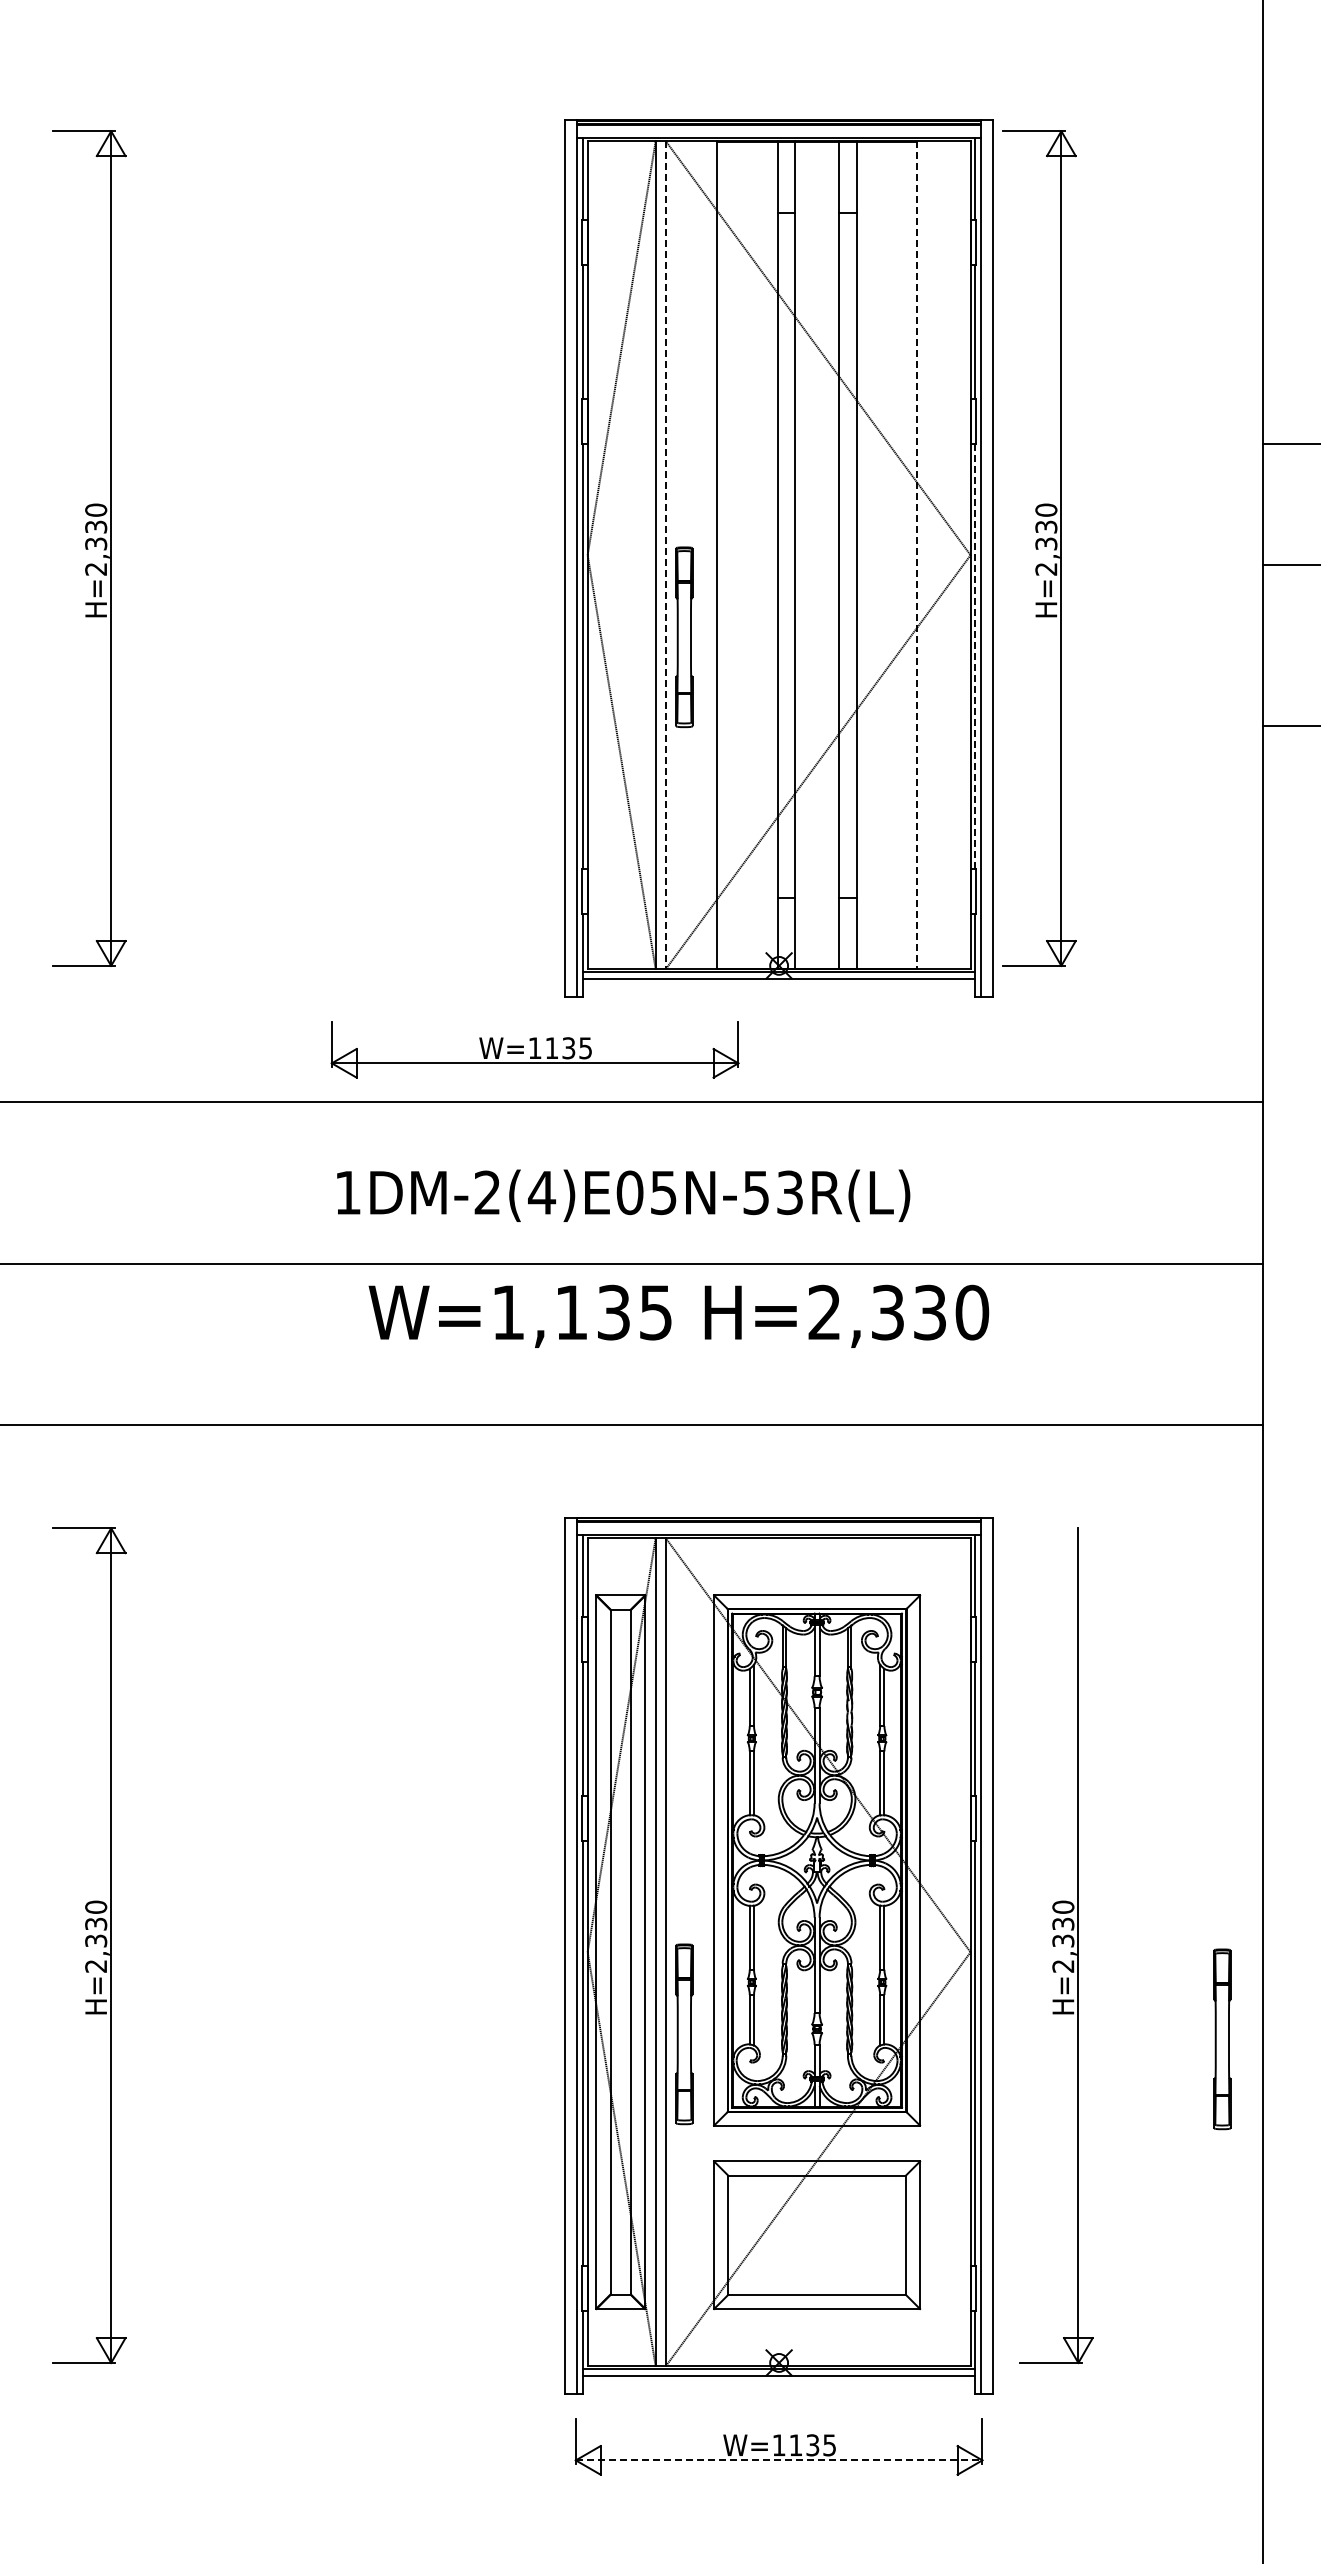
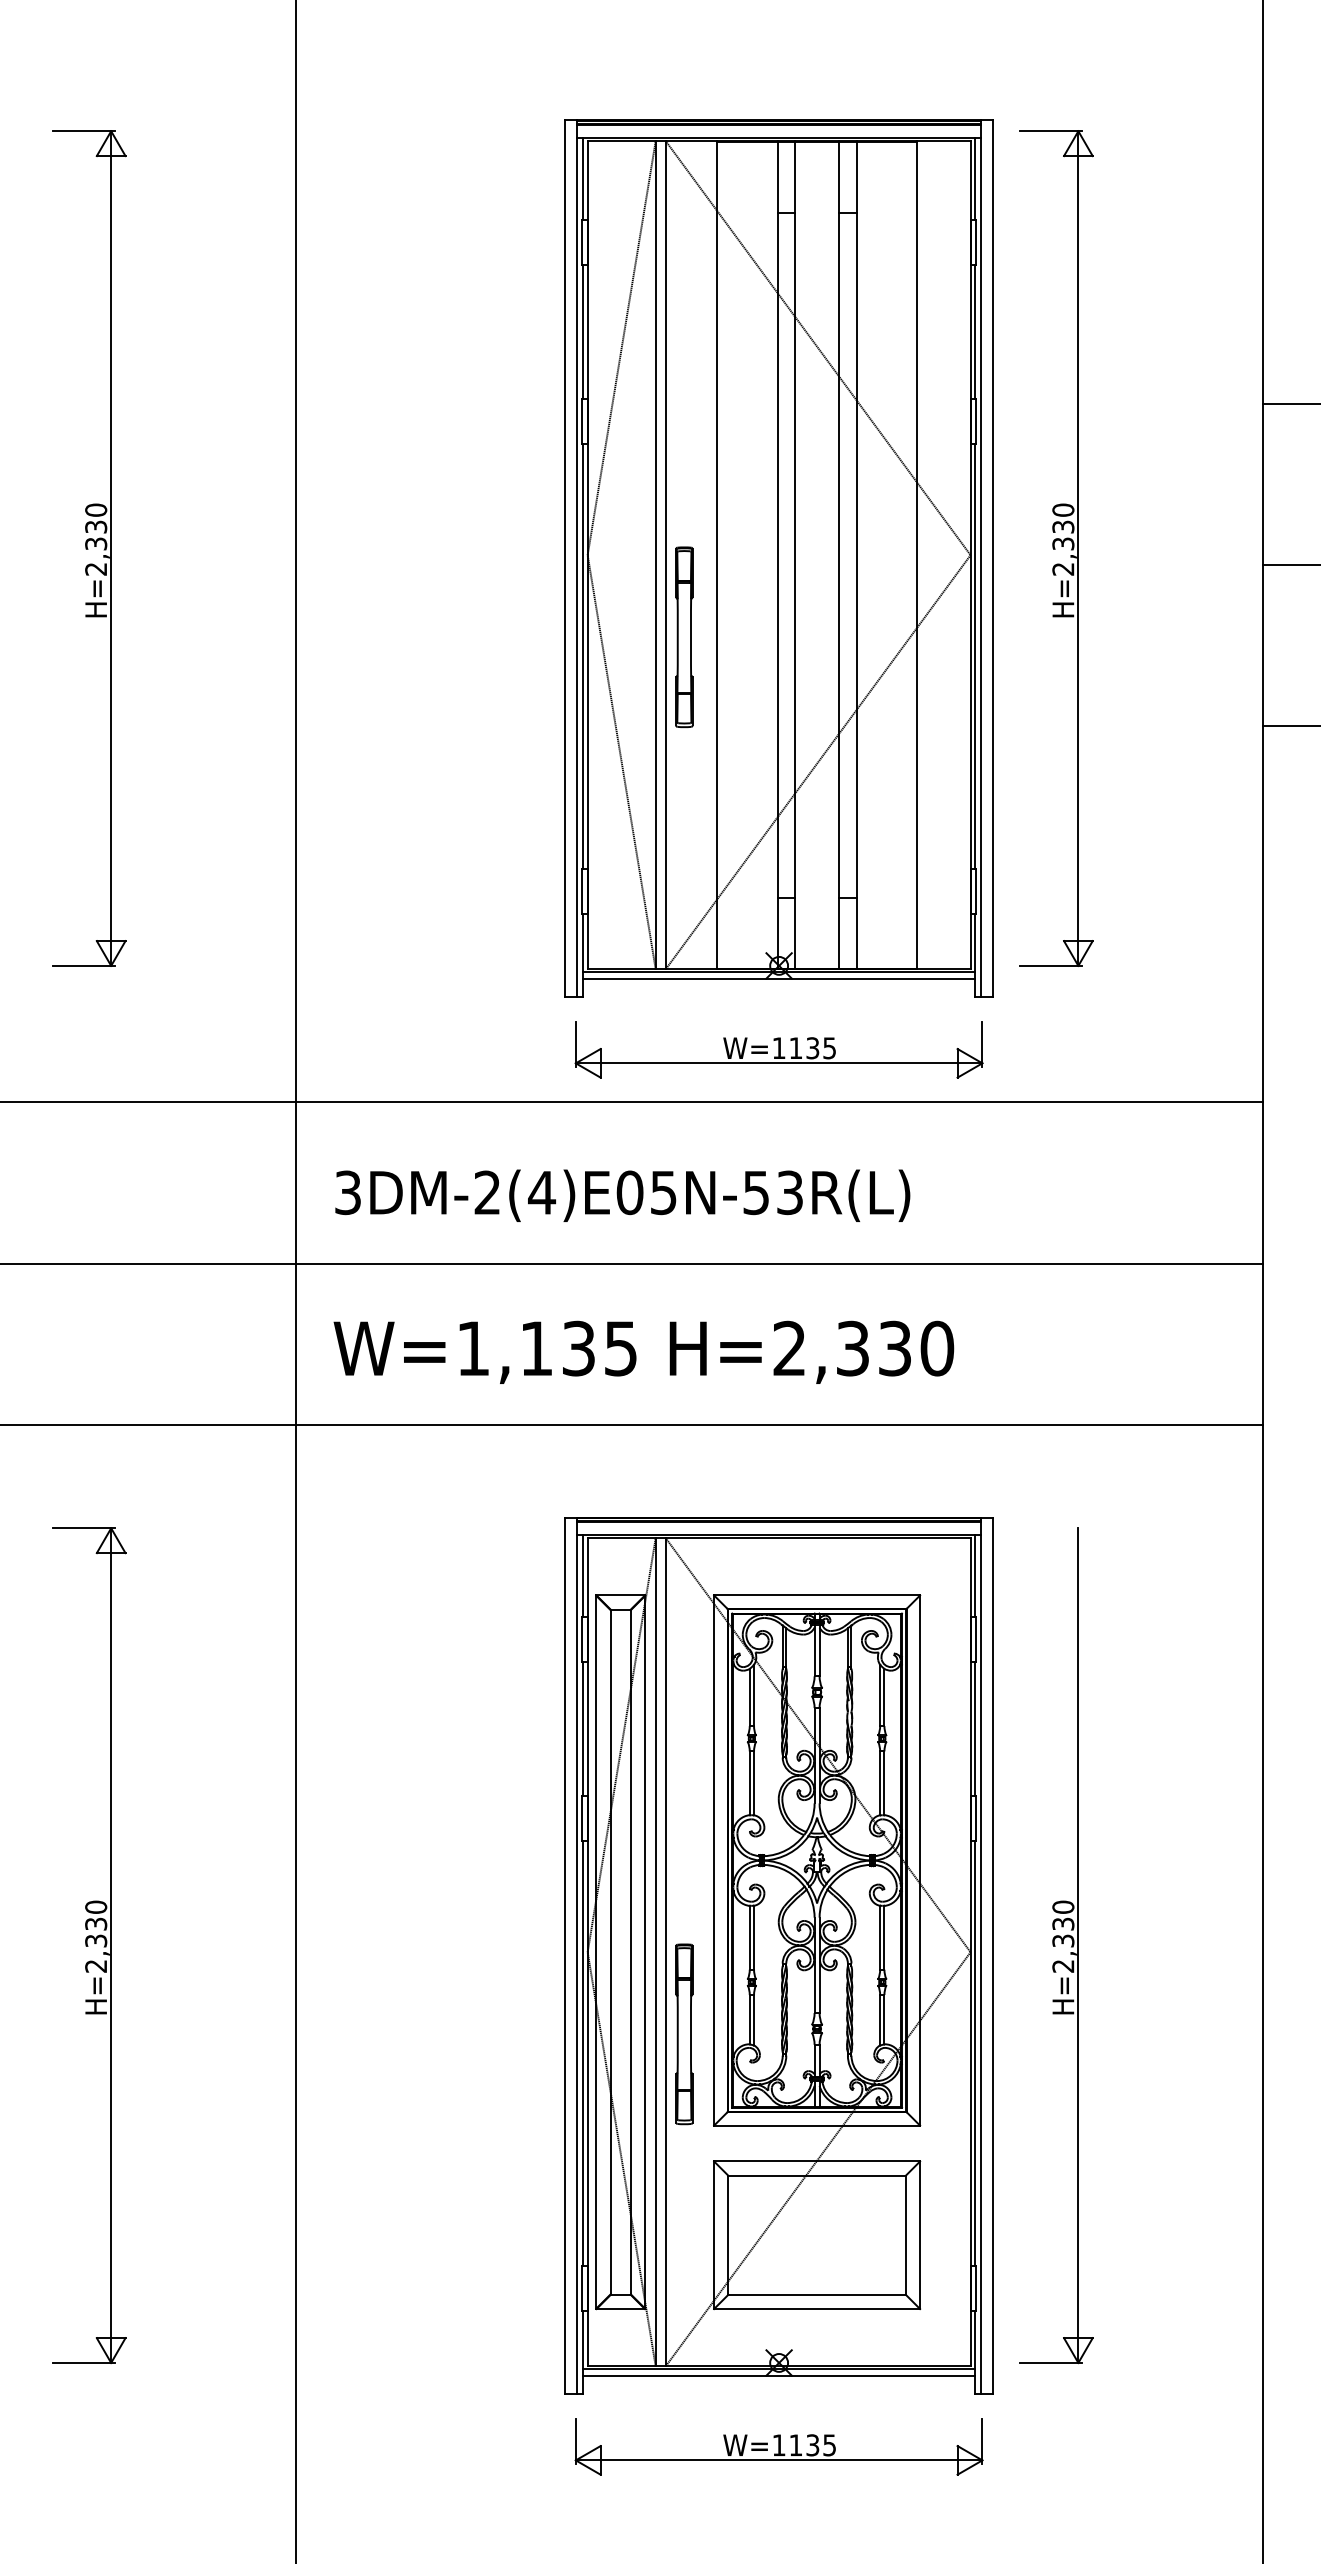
line position: (1289, 443) -> (1289, 403) (1289, 403)
part position: (1039, 548) -> (1056, 548) (1056, 548)
line: dashed -> solid (665, 555)
line: dashed -> solid (917, 555)
line: dashed -> solid (975, 656)
part position: (534, 1049) -> (778, 1049) (778, 1049)
text: 1DM-2(4)E05N-53R(L) -> 3DM-2(4)E05N-53R(L) (347, 1192)
line: none -> present (295, 1281)
text position: (678, 1315) -> (643, 1351) (643, 1351)
part: present -> none (1222, 2039)
line: dashed -> solid (779, 2460)
